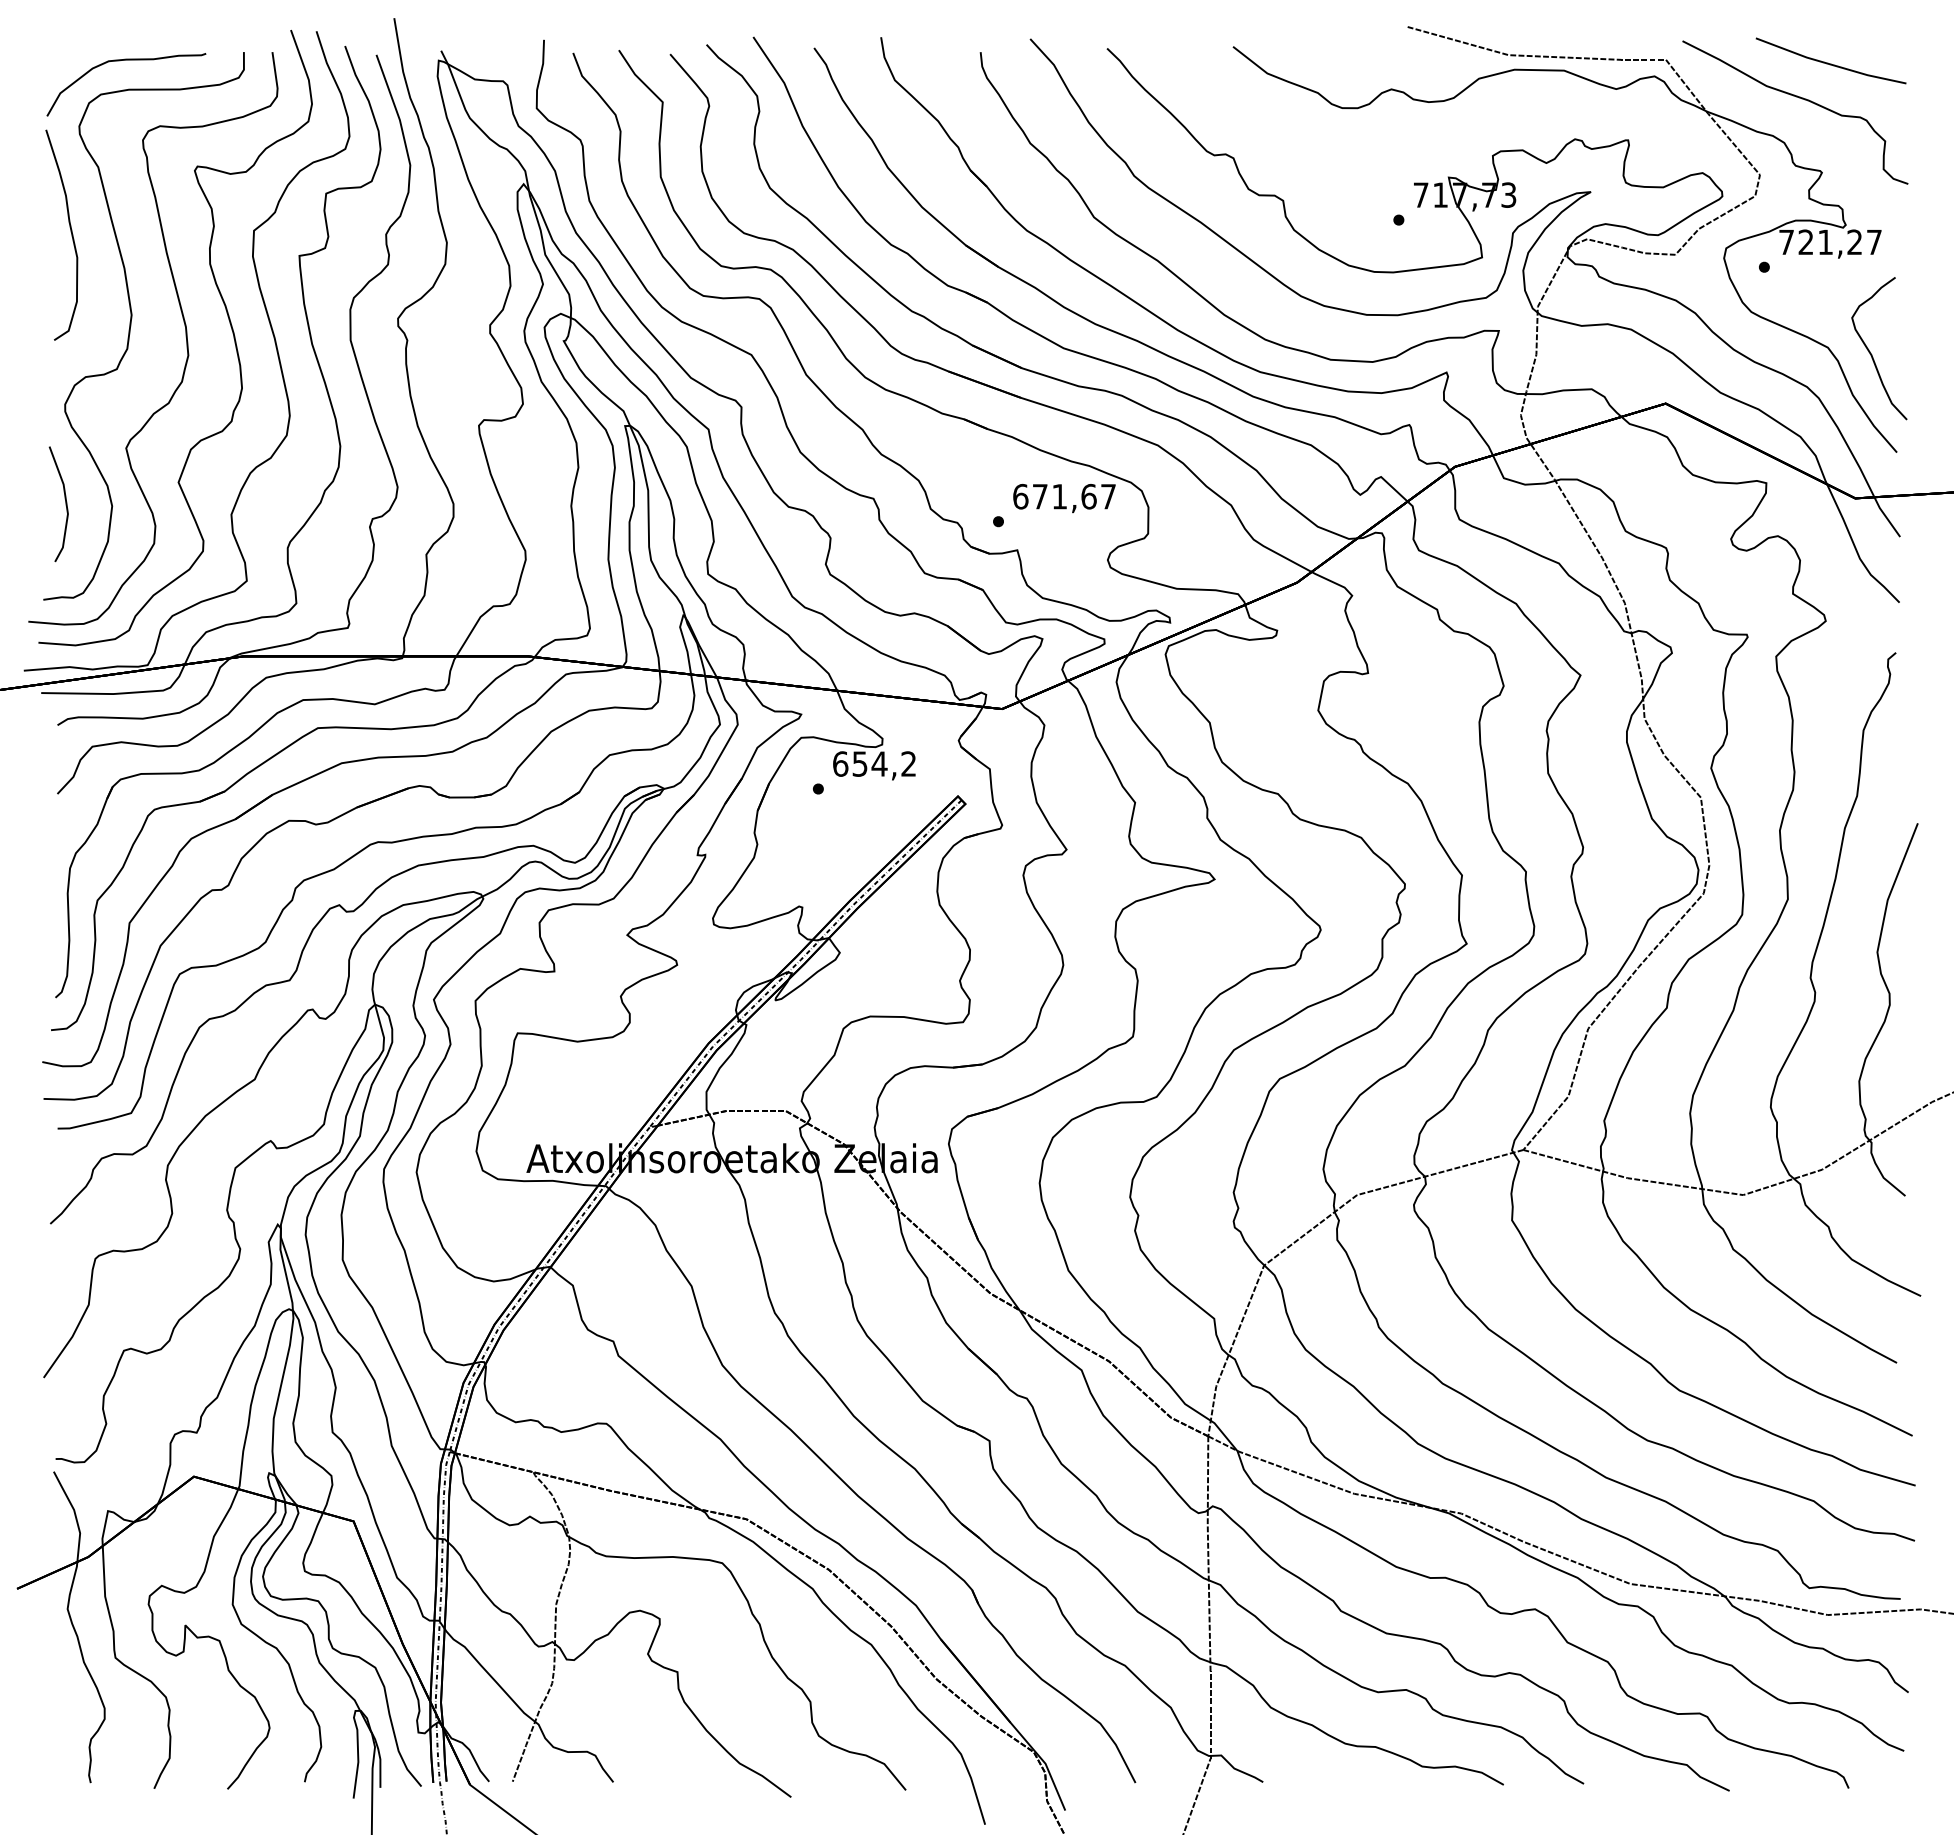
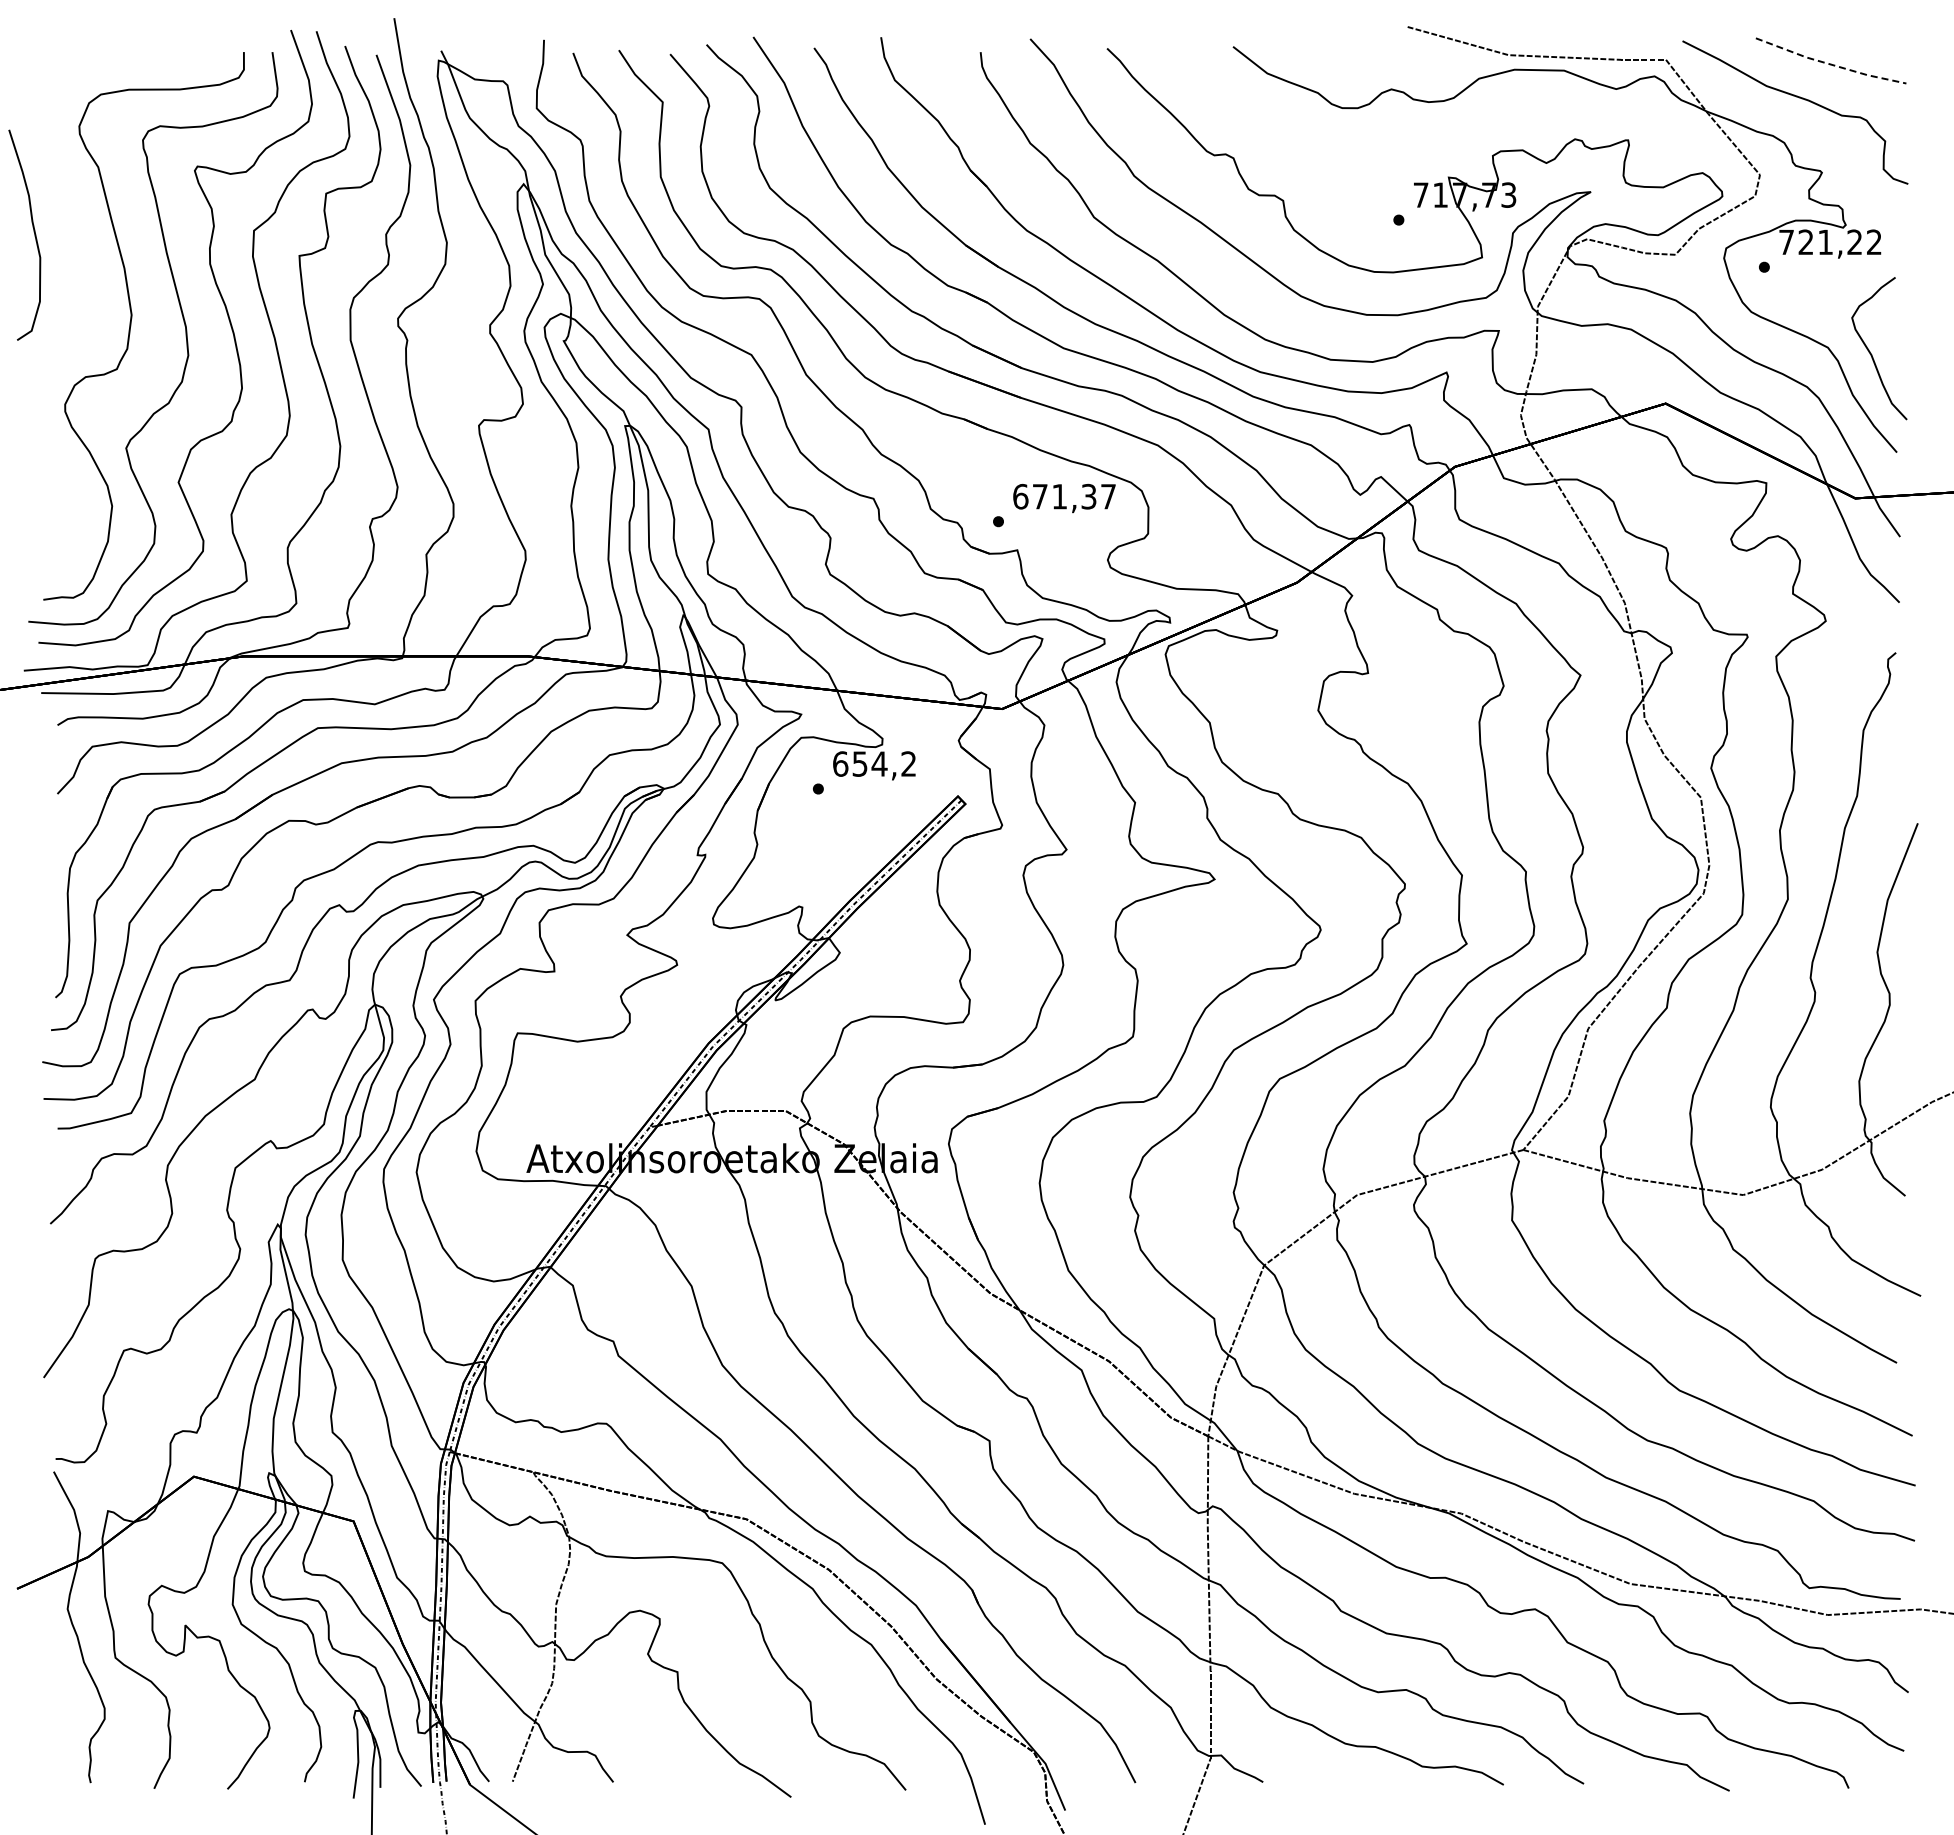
curve: present -> none (120, 61)
line: solid -> dashed (1830, 64)
curve position: (70, 232) -> (33, 232) (33, 232)
text: 721,27 -> 721,22 (1874, 241)
text: 671,67 -> 671,37 (1088, 496)
line: present -> none (65, 504)
